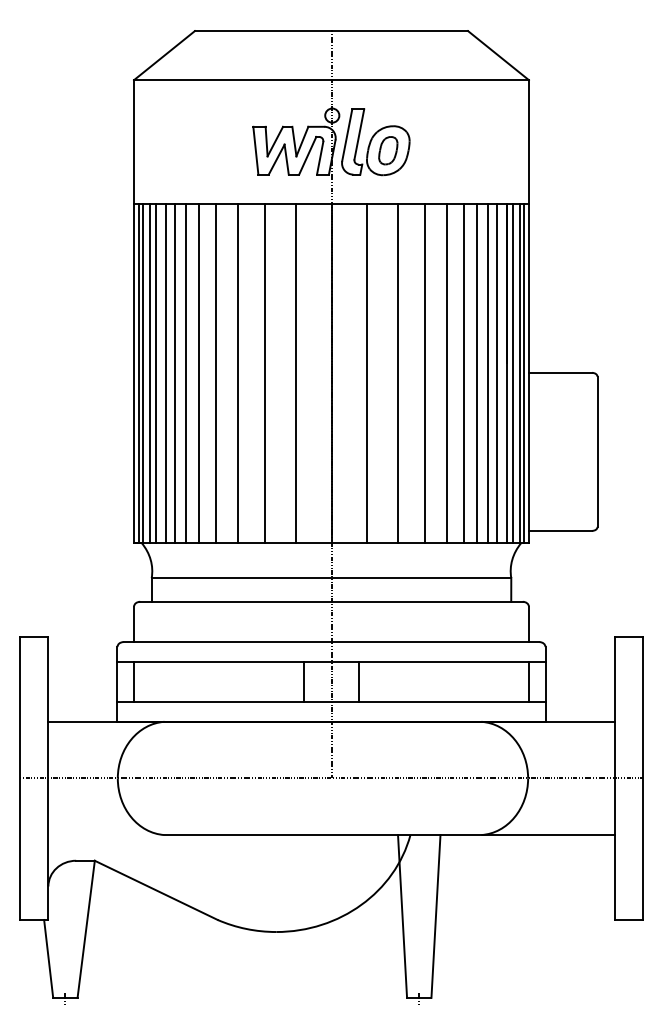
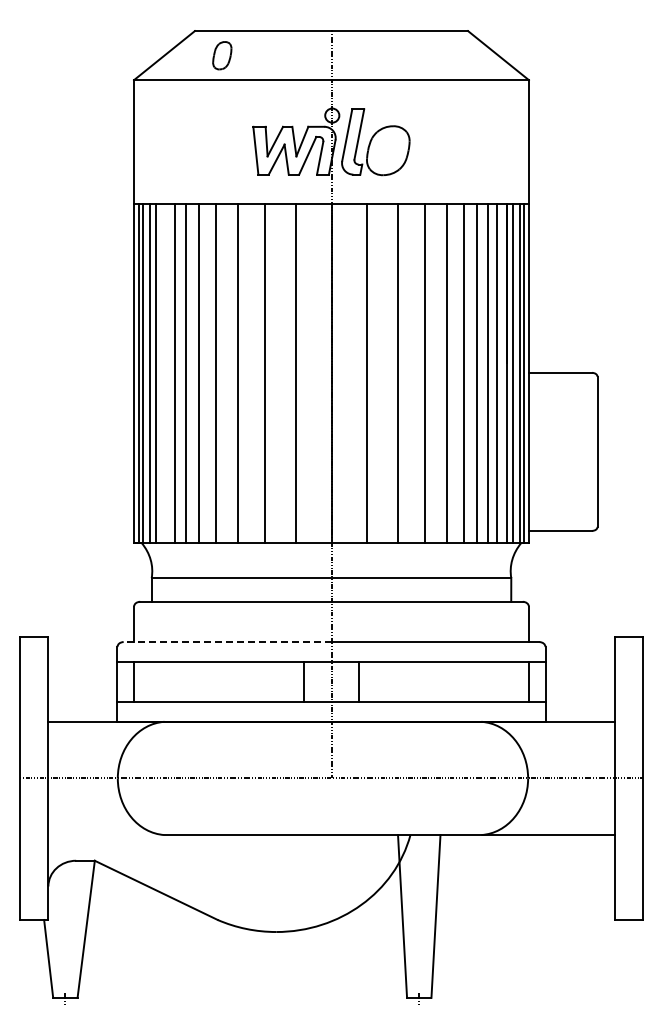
part position: (388, 150) -> (222, 55) (222, 55)
line: present -> none (165, 373)
line: solid -> dashed (227, 642)
